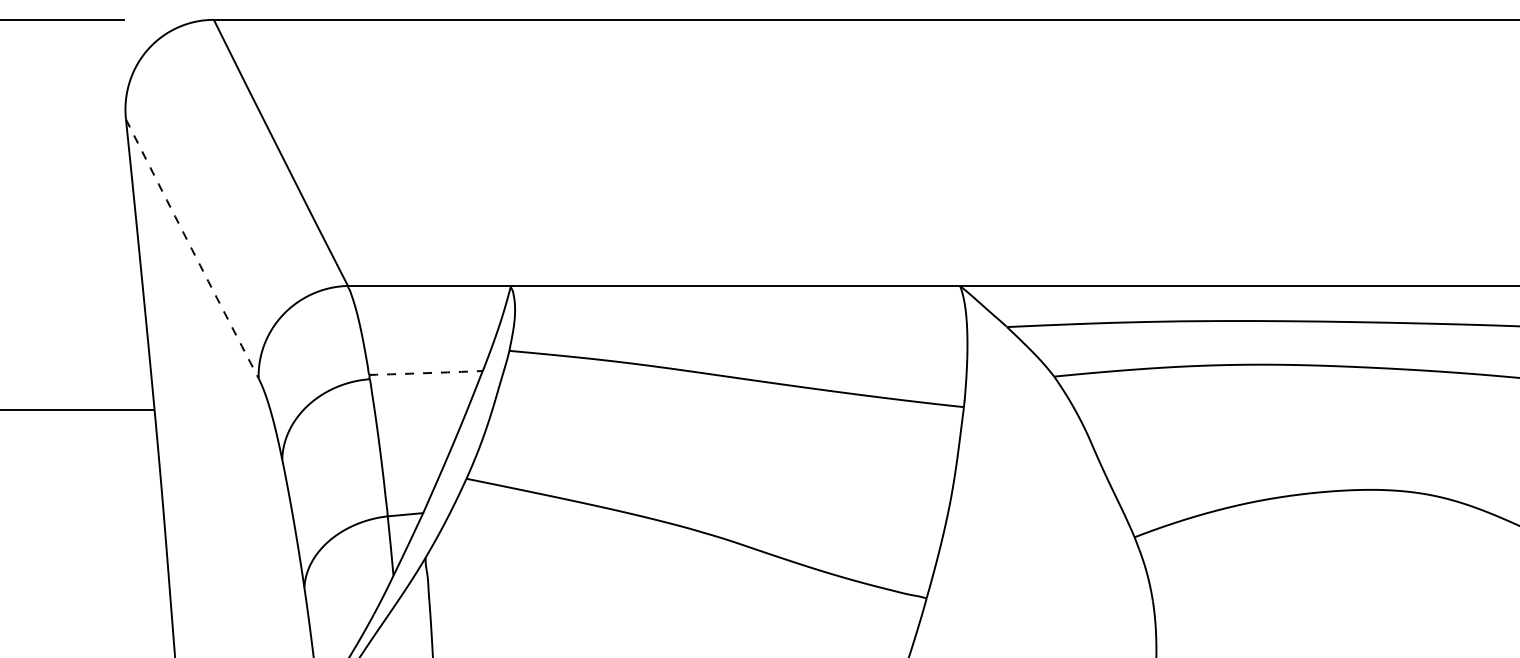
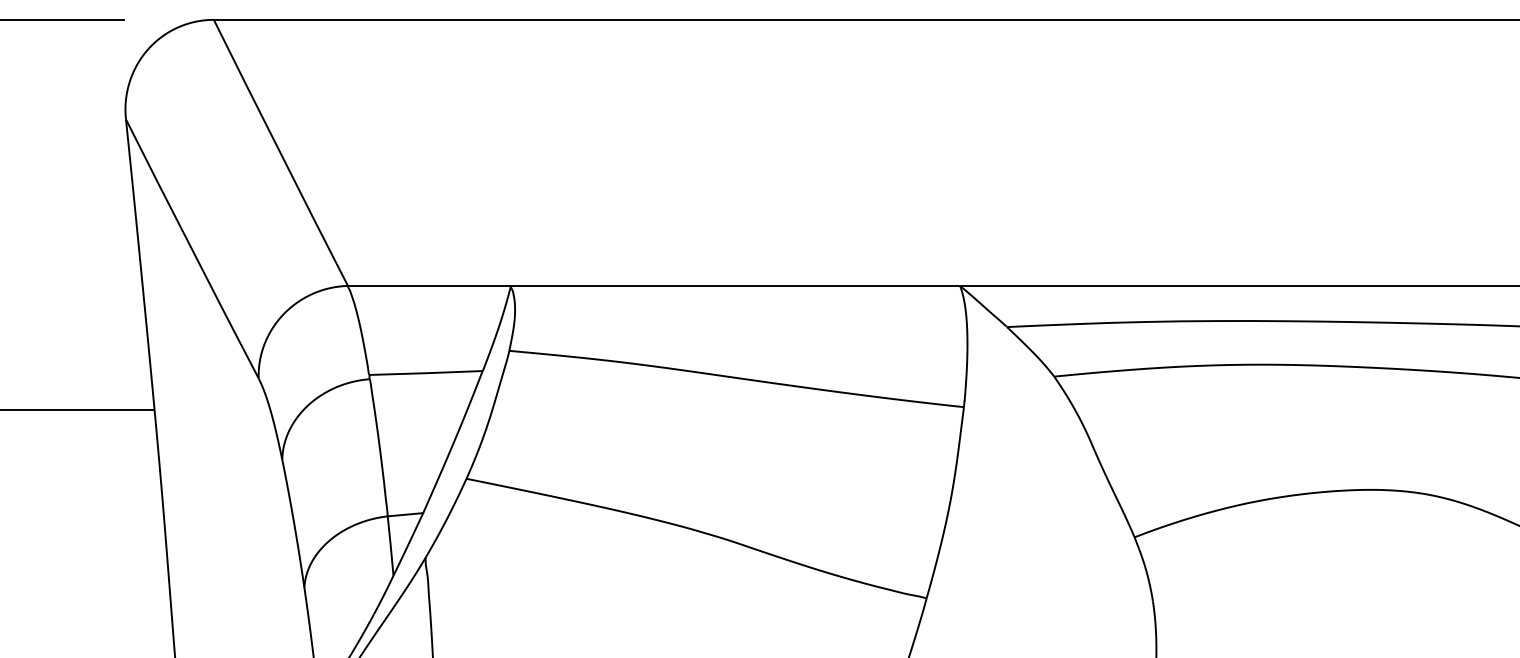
arc: dashed -> solid (191, 249)
arc: dashed -> solid (425, 373)
